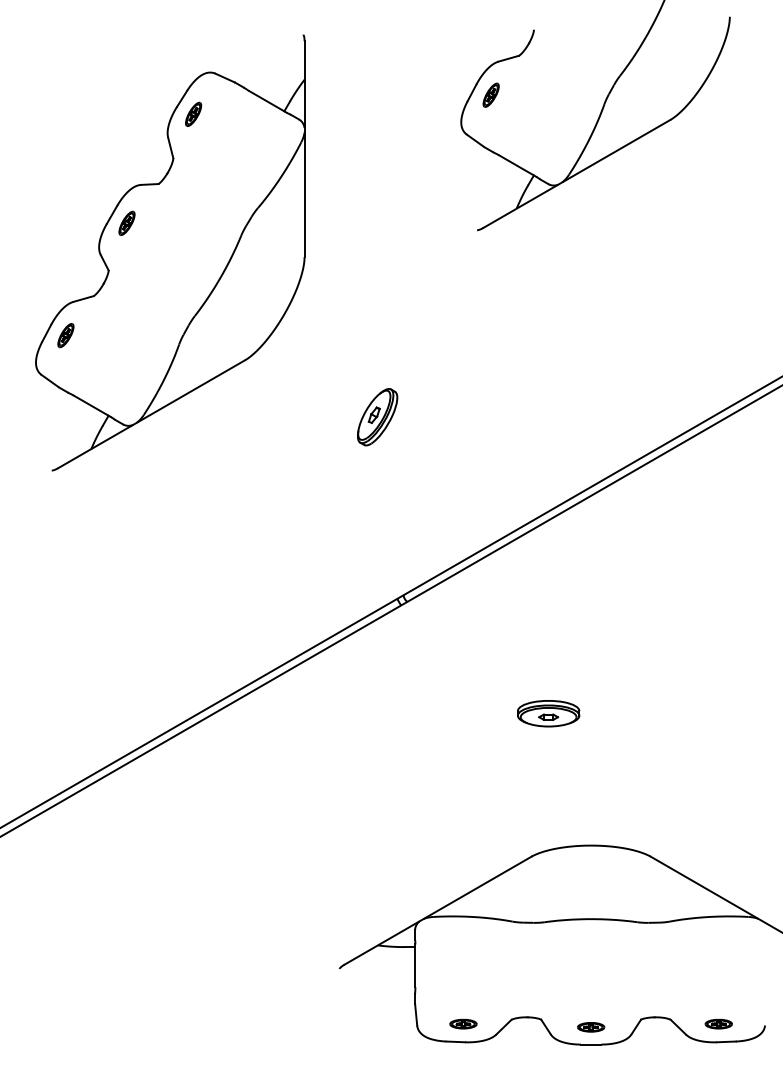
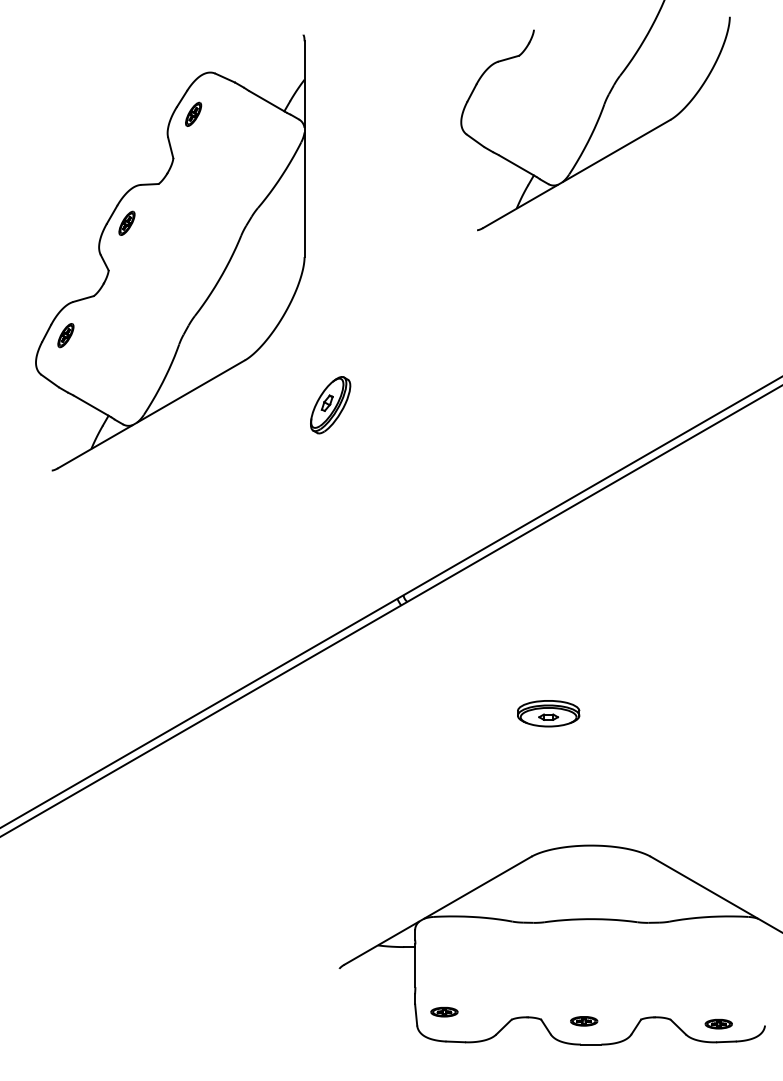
part: present -> none (490, 94)
part position: (377, 417) -> (330, 405) (330, 405)
part position: (463, 1023) -> (444, 1011) (444, 1011)
part position: (591, 1027) -> (584, 1021) (584, 1021)
